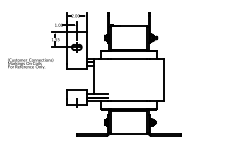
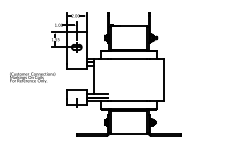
text position: (30, 63) -> (32, 77) (32, 77)
